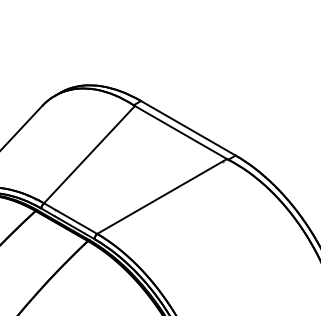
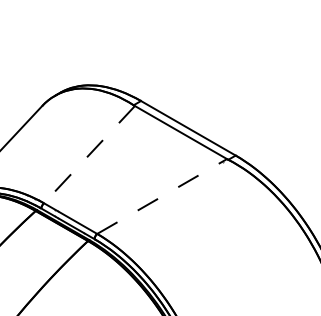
line: solid -> dashed (89, 154)
line: solid -> dashed (162, 196)
